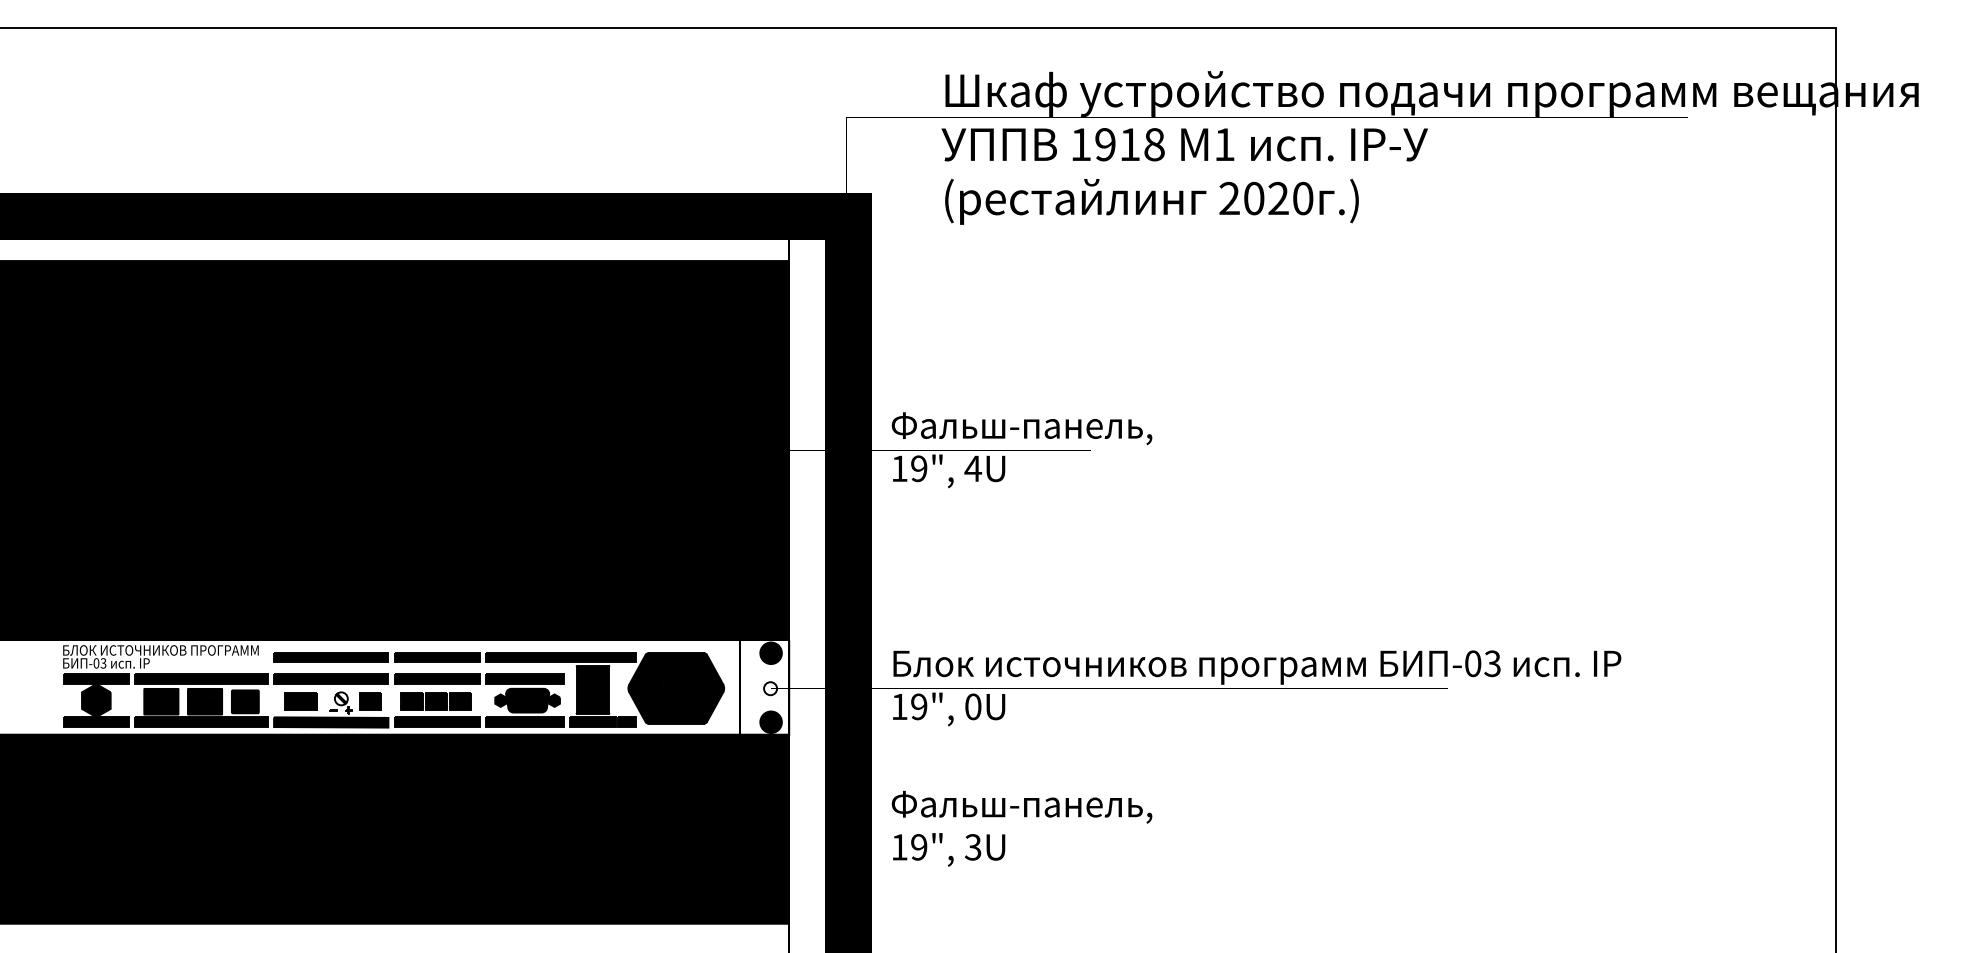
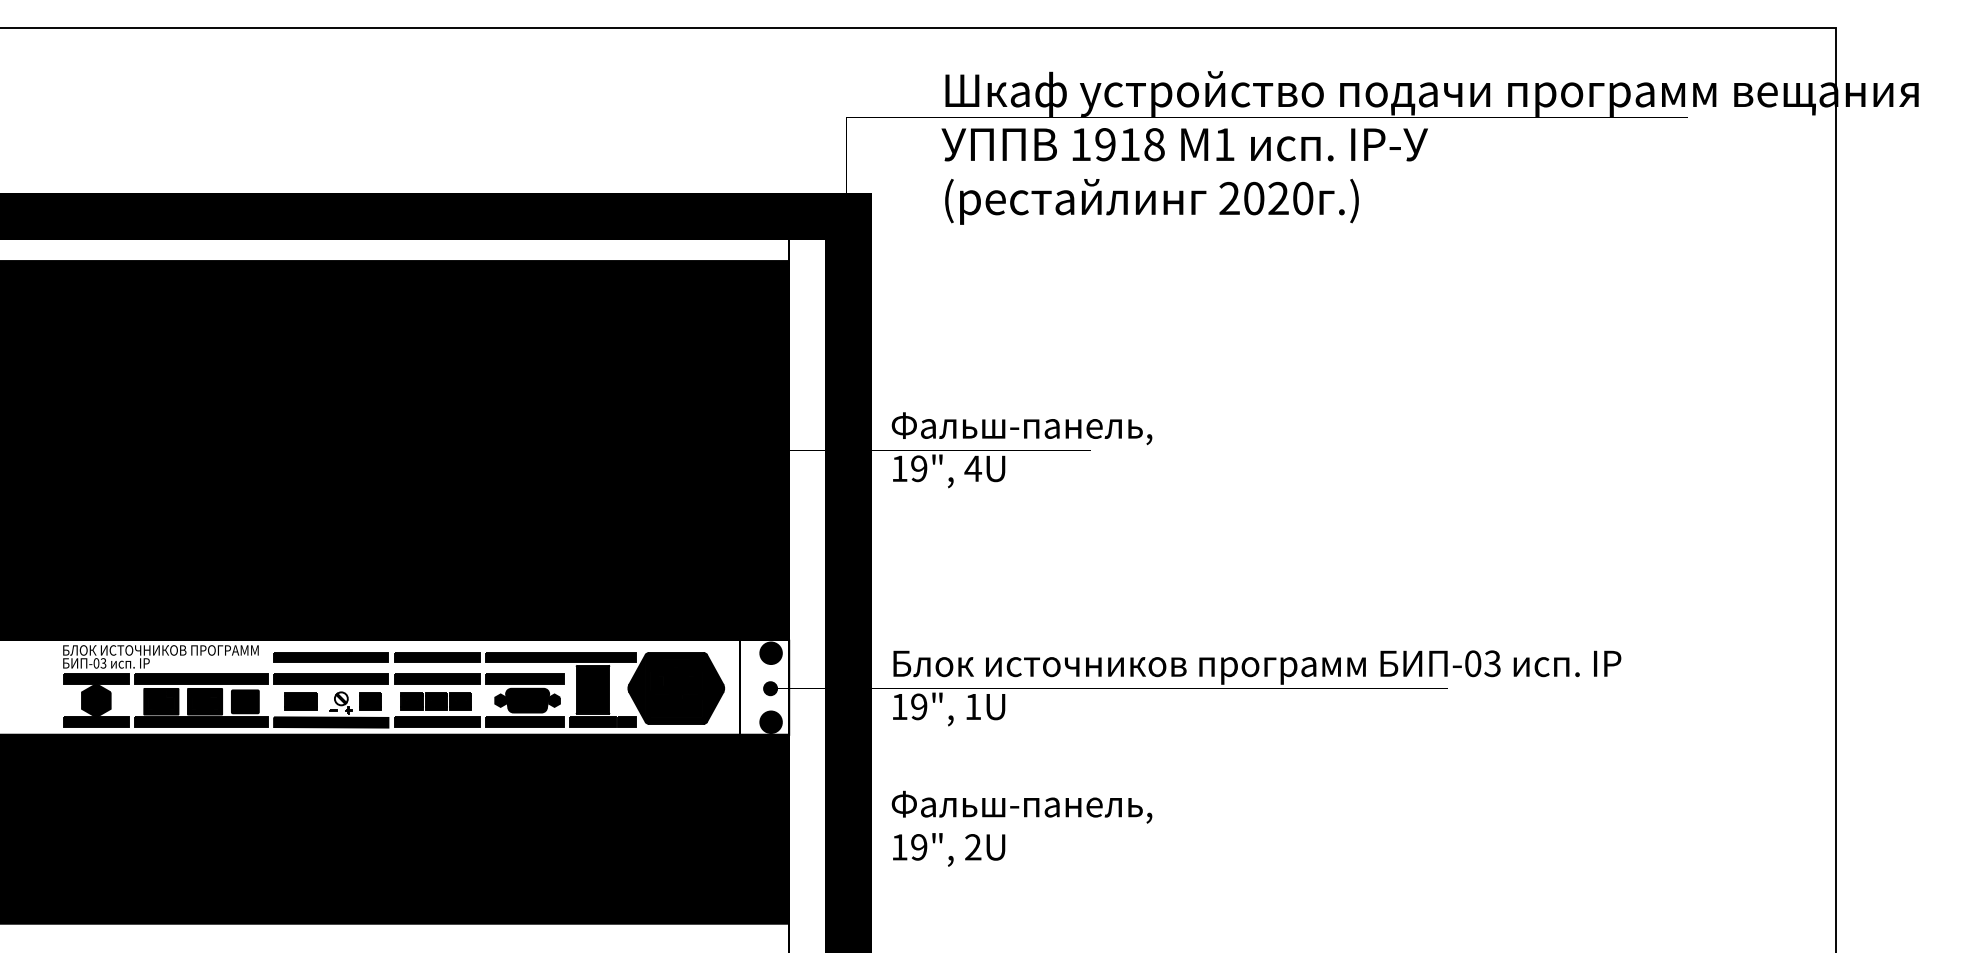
fill: none -> present (770, 688)
text: 0U -> 1U (973, 706)
text: 3U -> 2U (972, 847)
